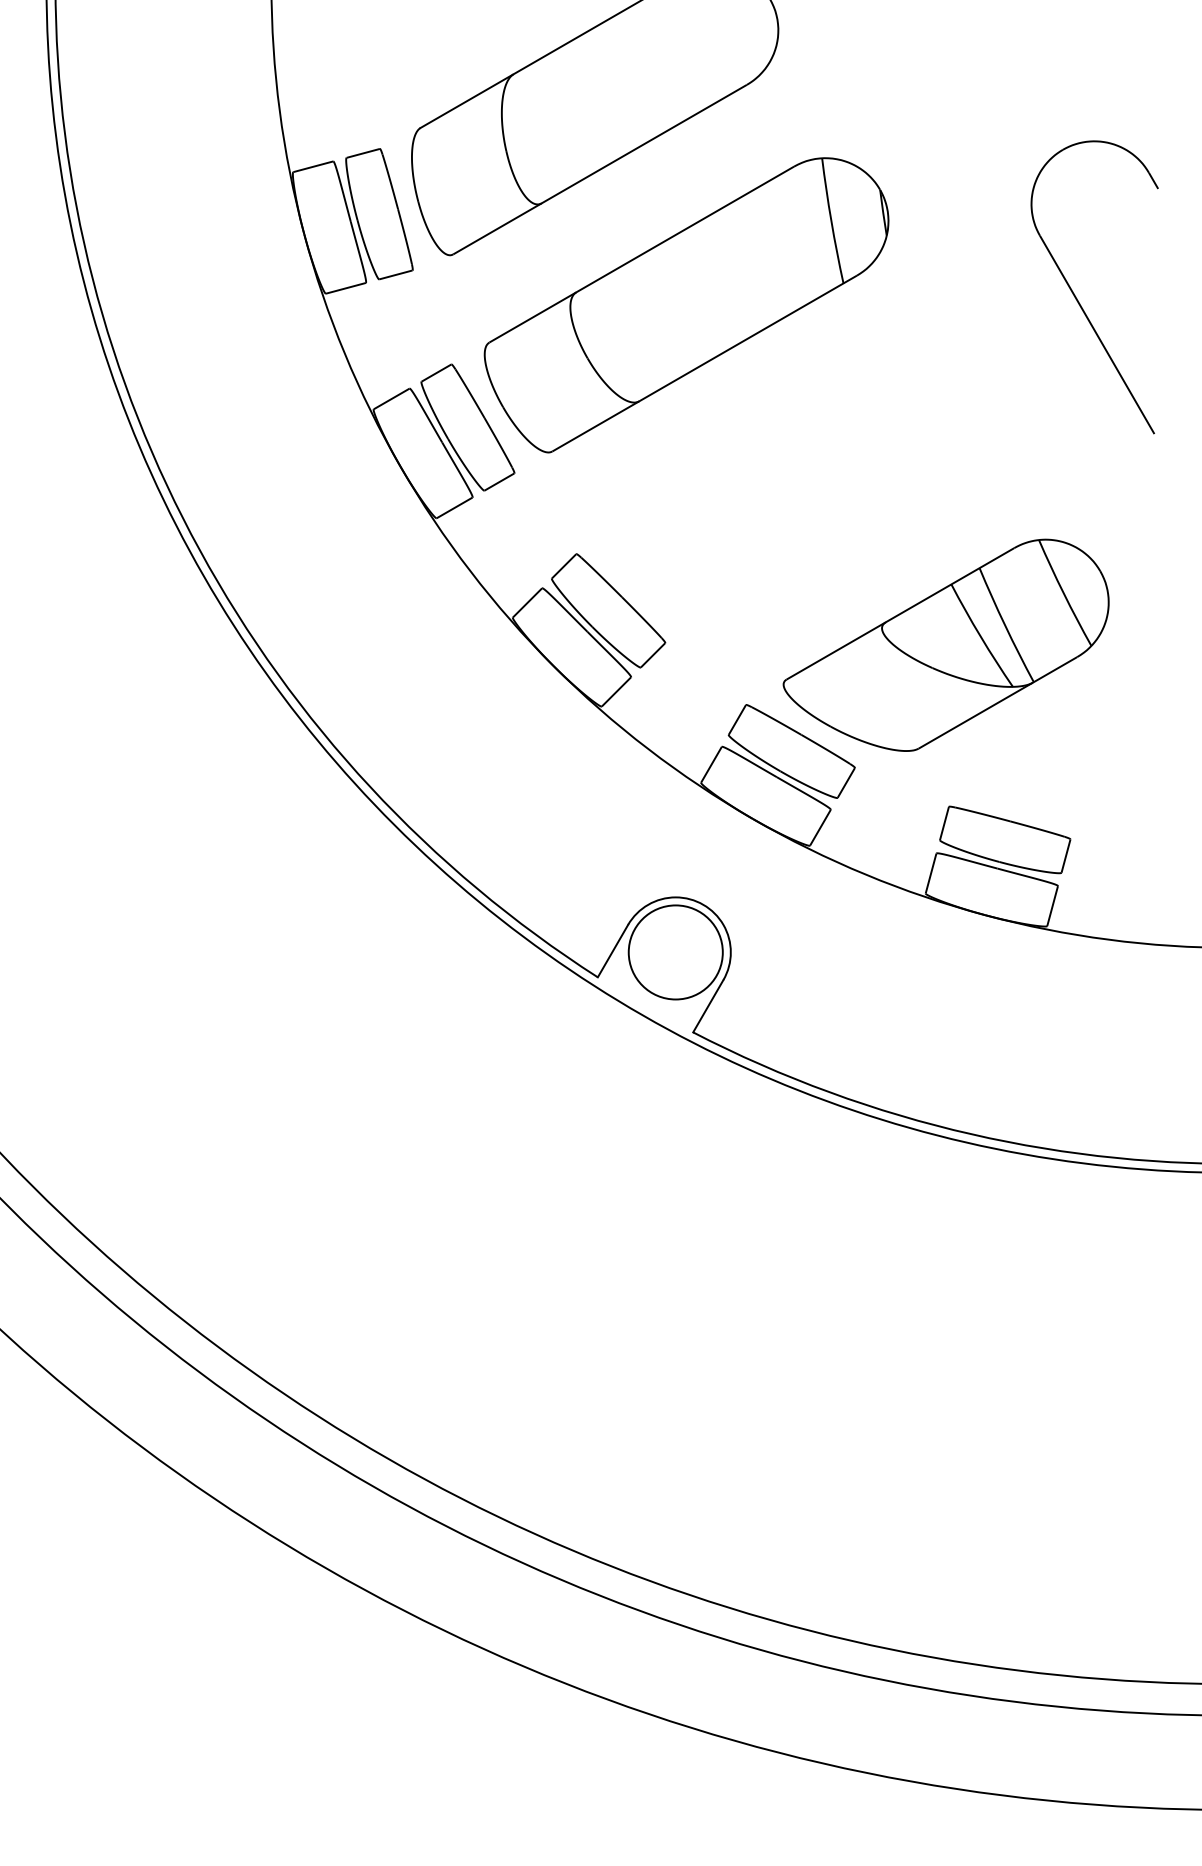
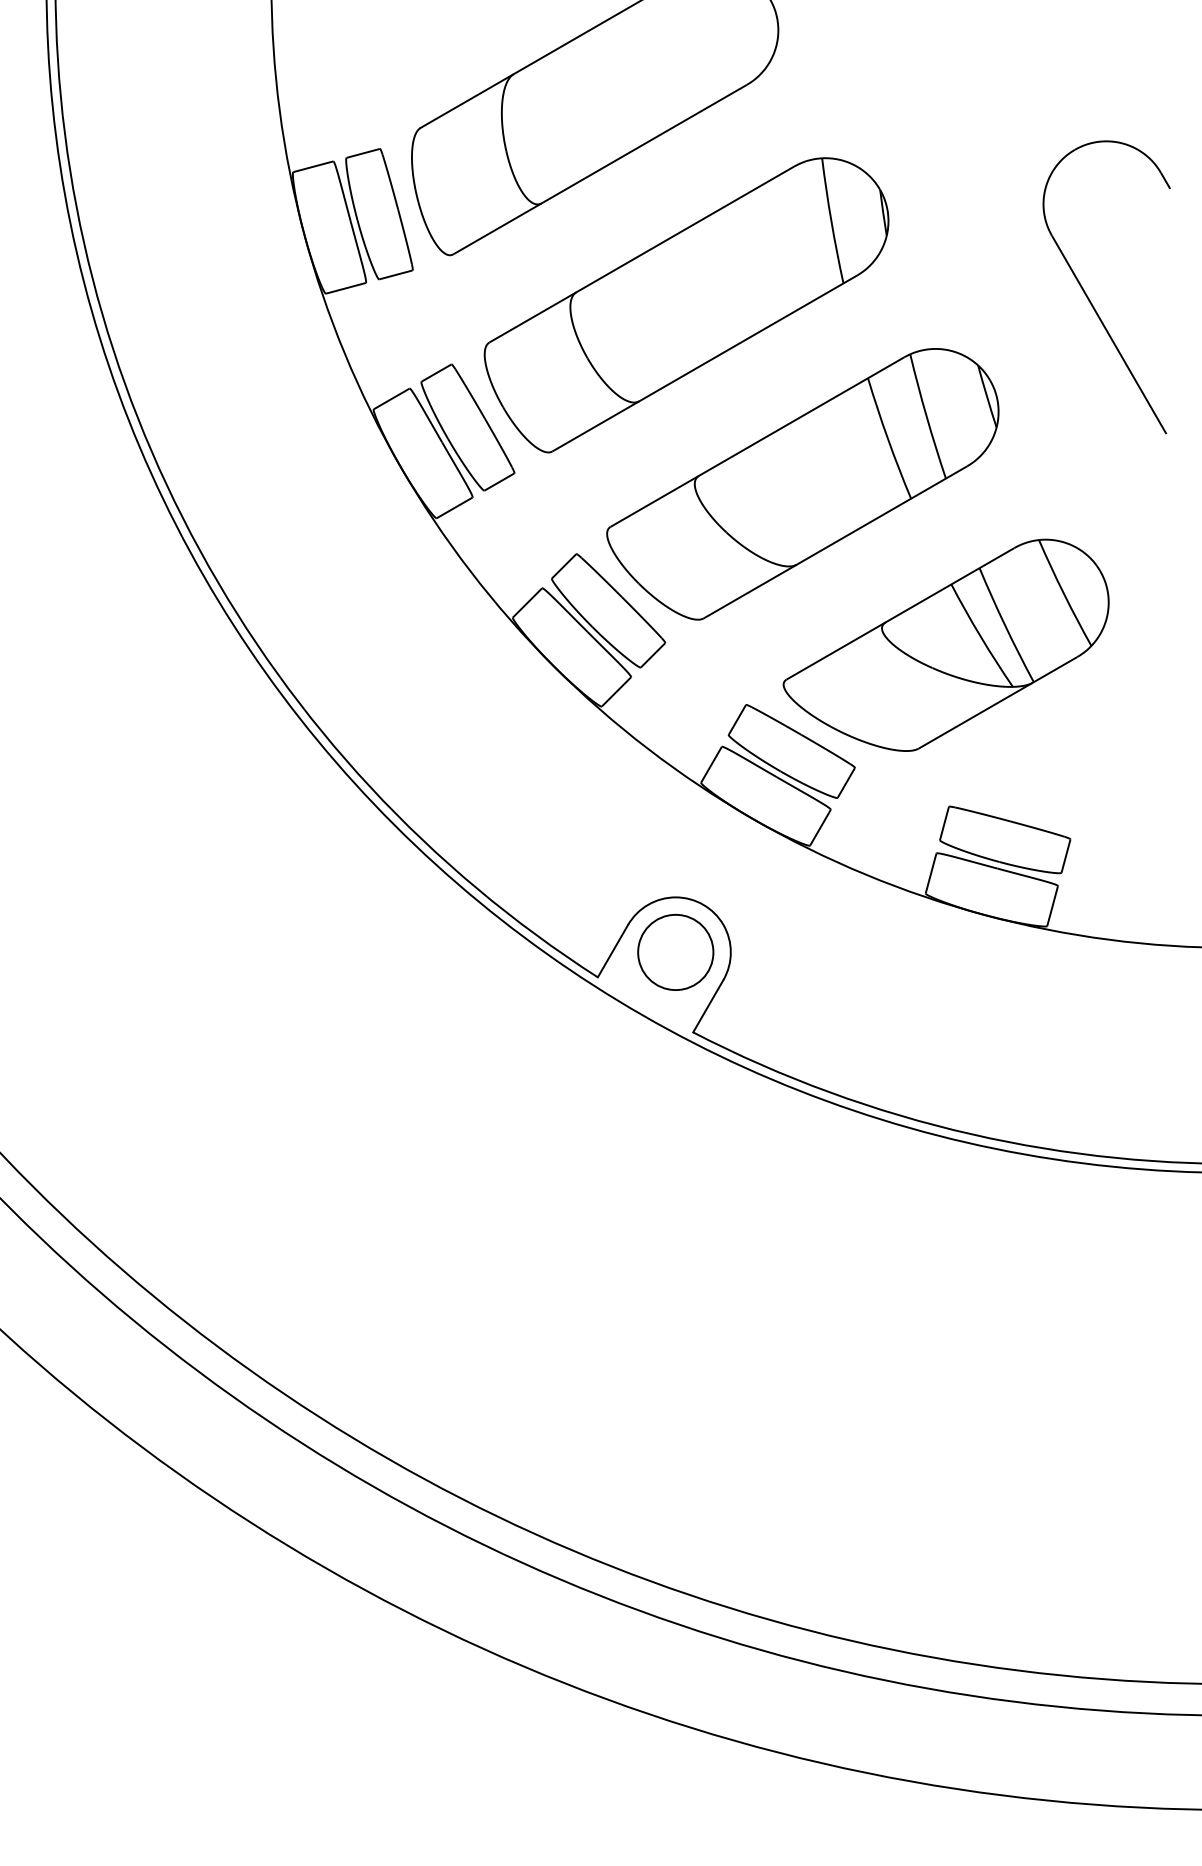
part position: (1076, 296) -> (1088, 296) (1088, 296)
part: none -> present (802, 484)
circle diameter: 94 px -> 75 px (675, 952)
